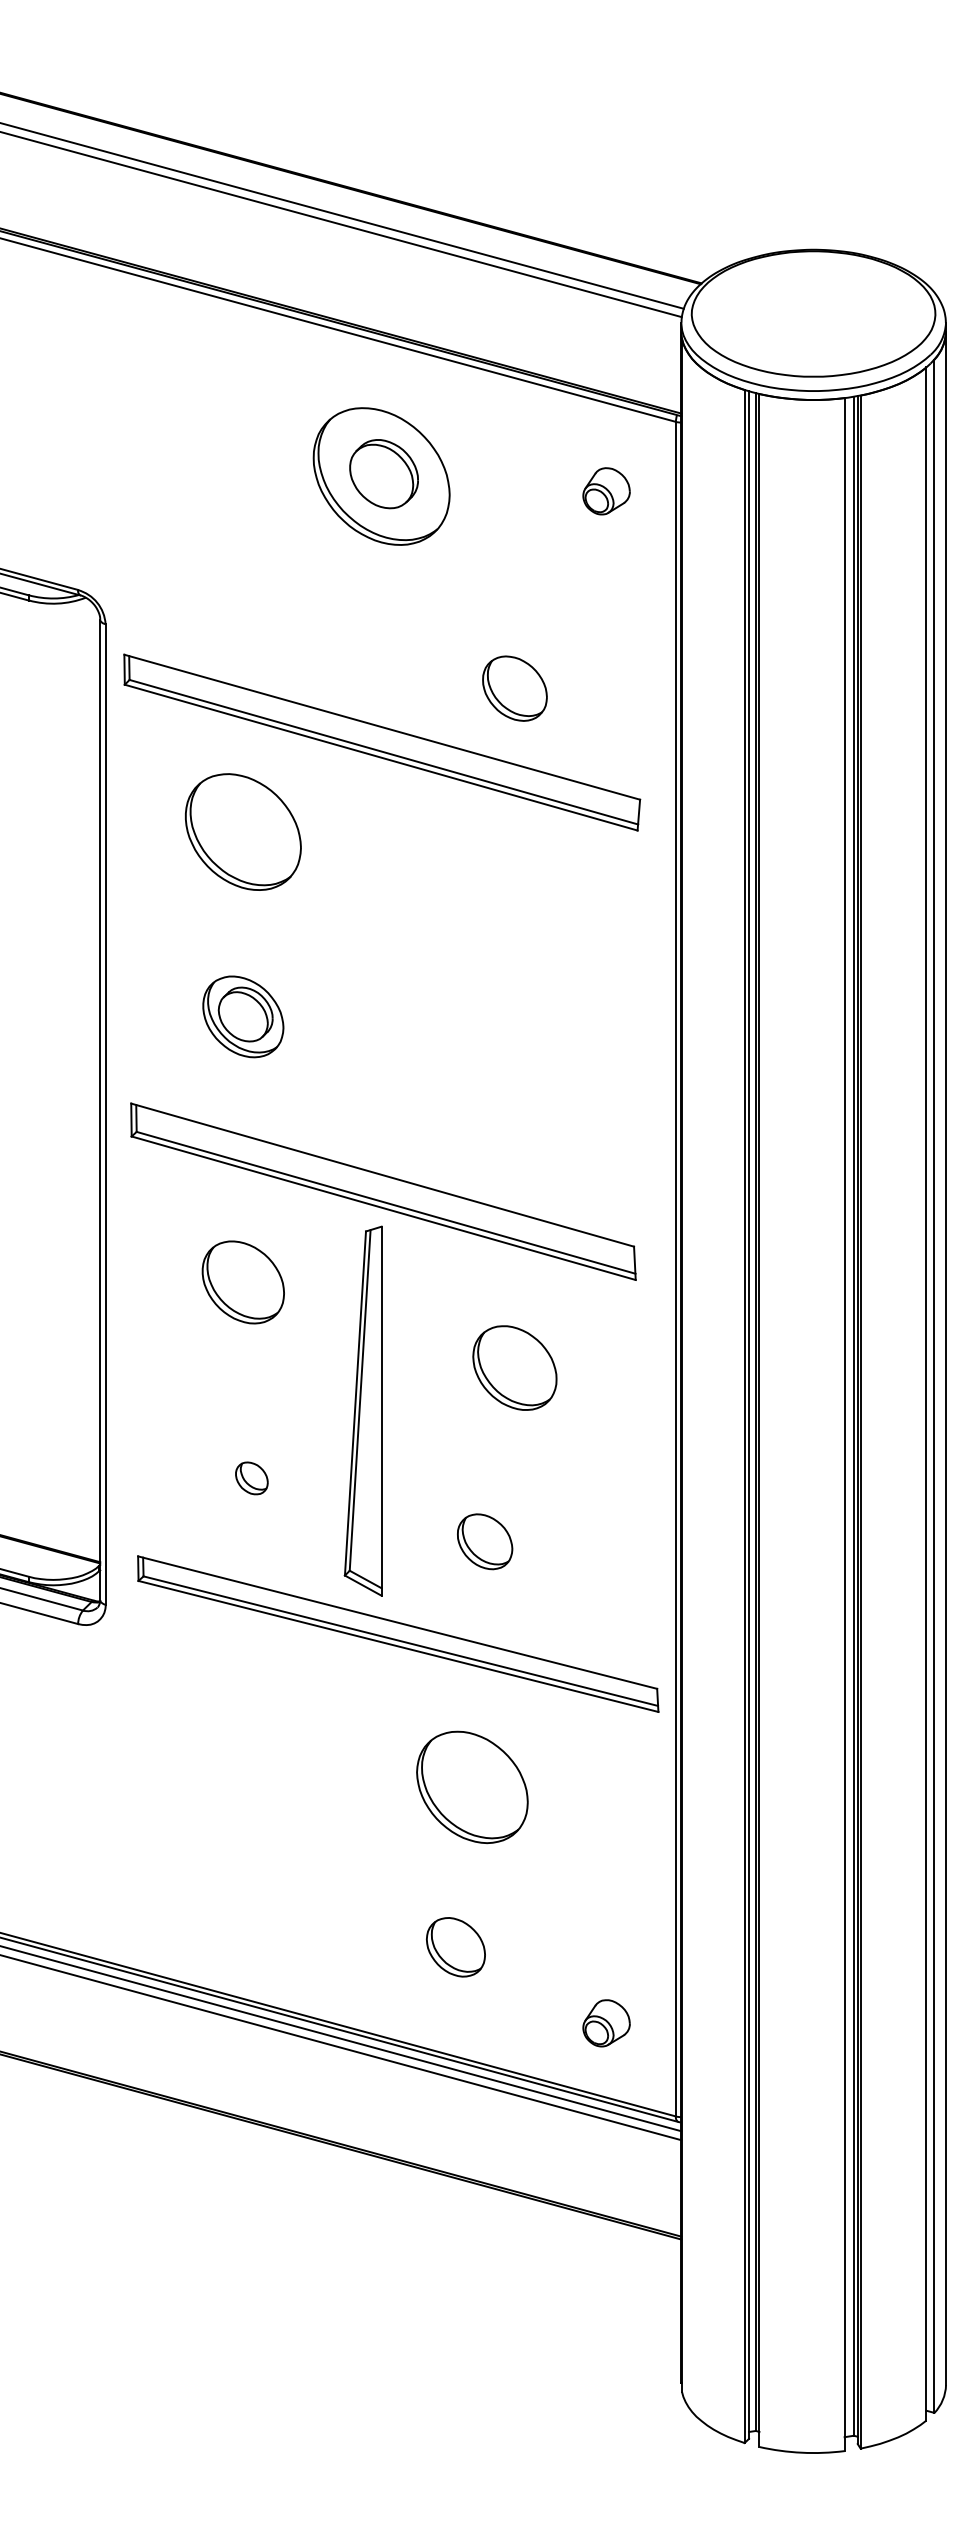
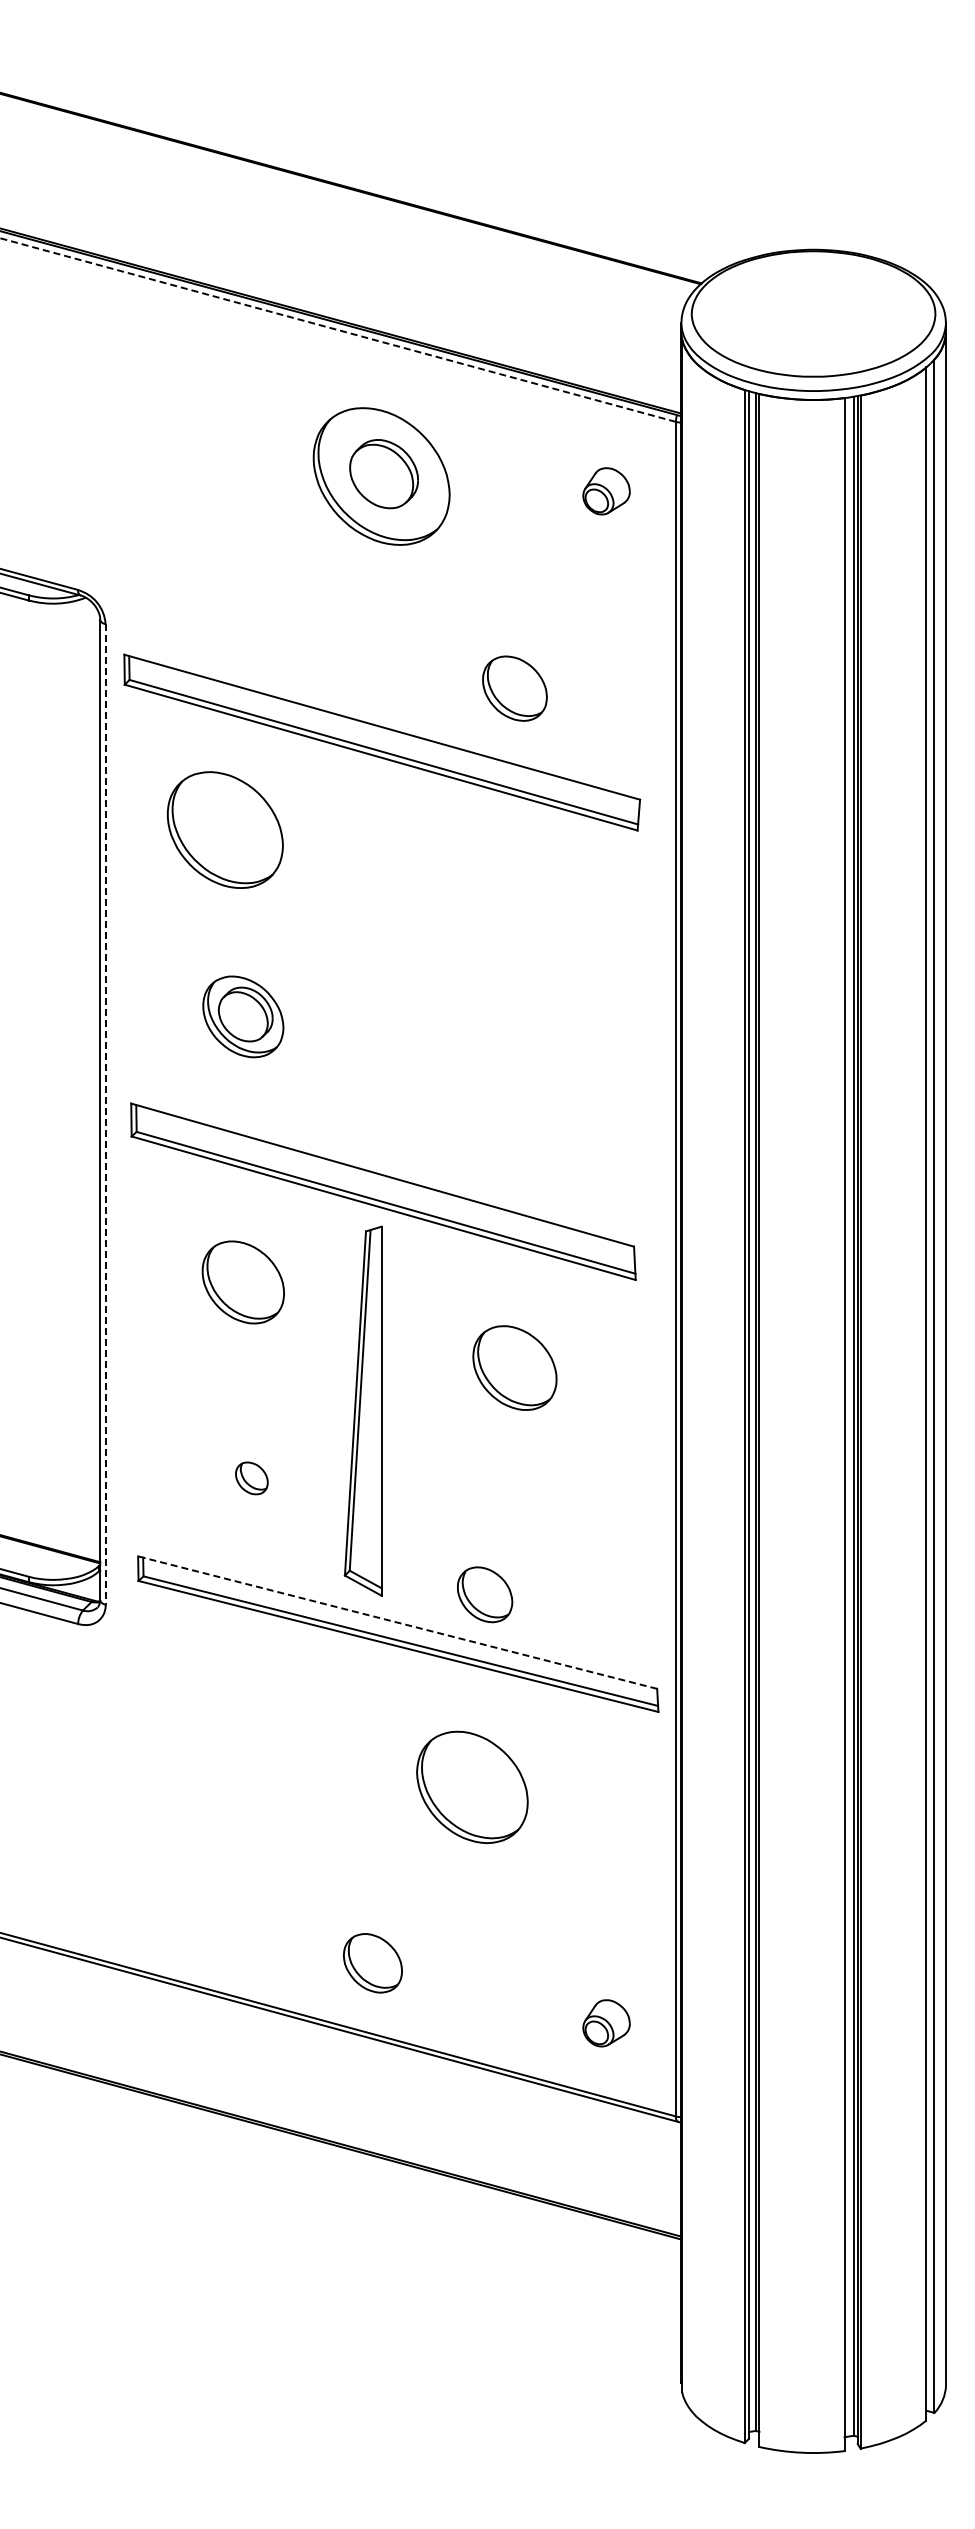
line: present -> none (342, 215)
line: present -> none (341, 224)
line: solid -> dashed (338, 330)
part position: (243, 831) -> (225, 829) (225, 829)
line: solid -> dashed (105, 1115)
part position: (485, 1541) -> (485, 1594) (485, 1594)
line: solid -> dashed (397, 1622)
part position: (455, 1947) -> (372, 1963) (372, 1963)
line: present -> none (341, 2038)
line: present -> none (341, 2047)
